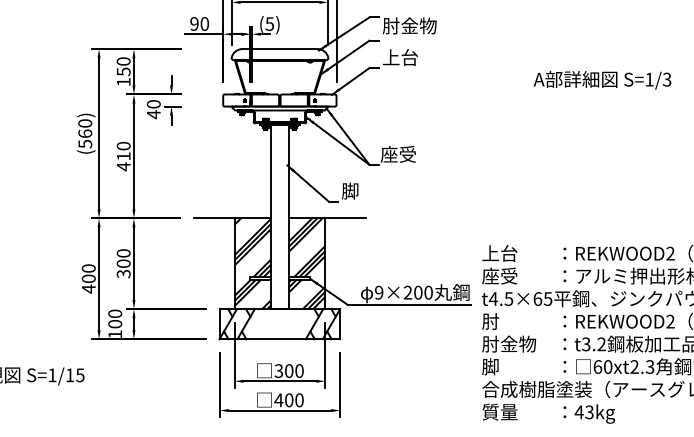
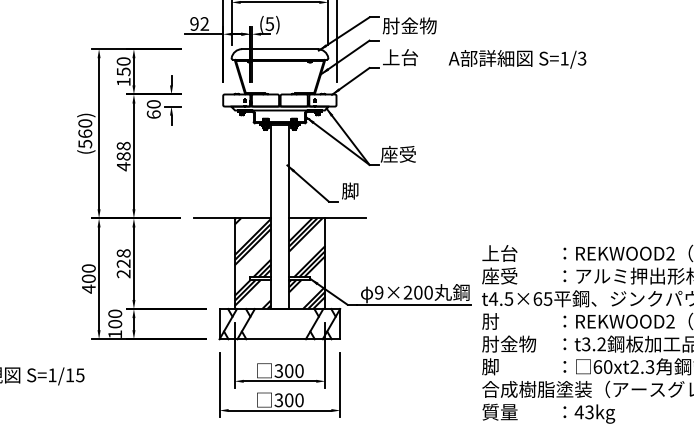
text: 90 -> 92 (204, 23)
text position: (602, 80) -> (517, 59) (517, 59)
text: 40 -> 60 (153, 114)
text: 410 -> 488 (123, 150)
text: 300 -> 228 (123, 263)
text: 400 -> 300 (278, 400)
